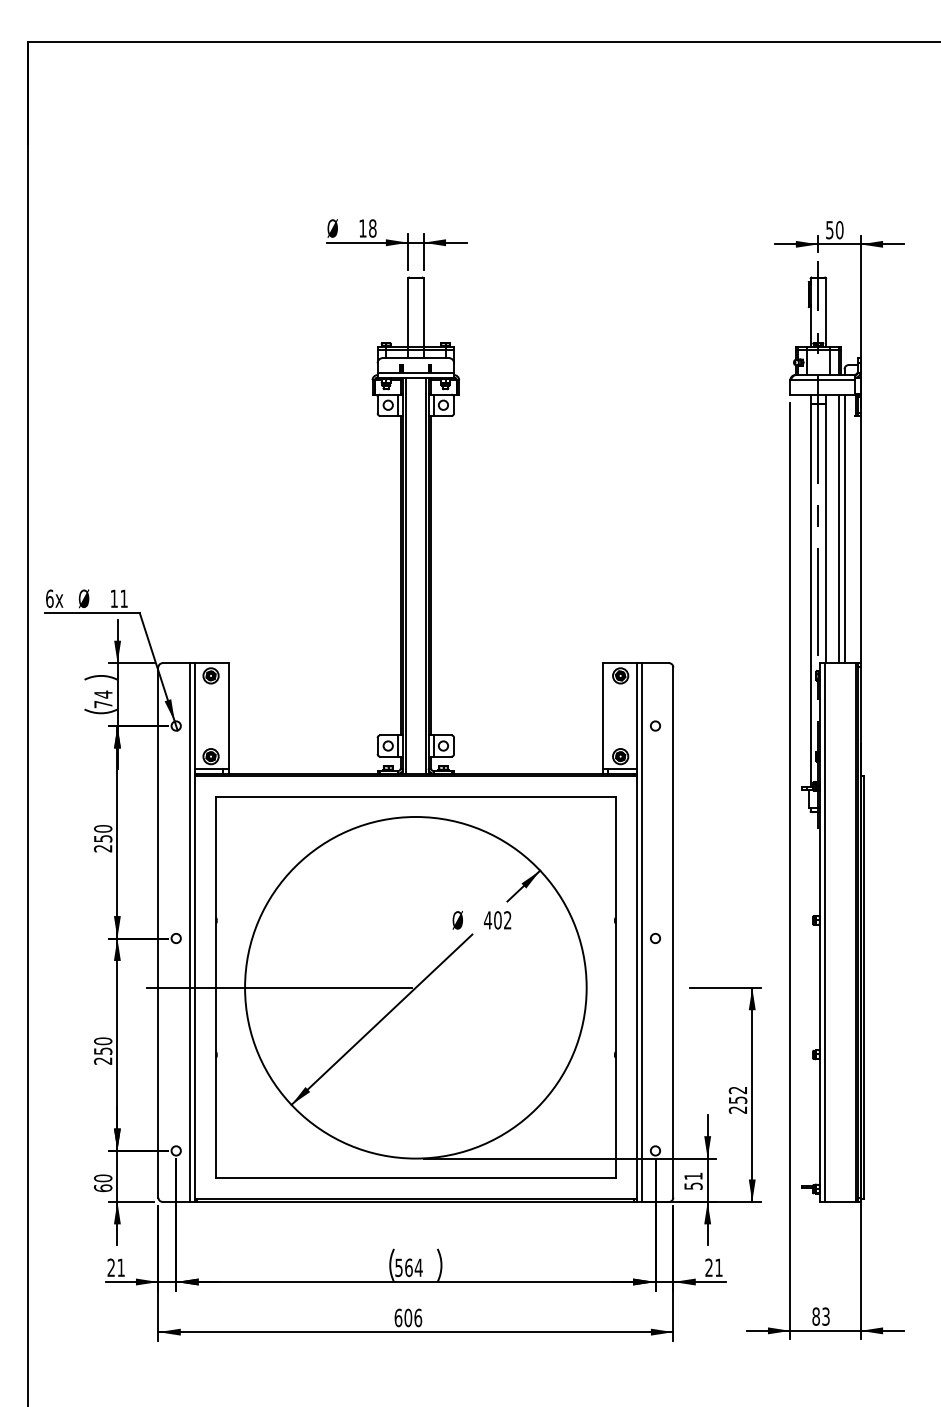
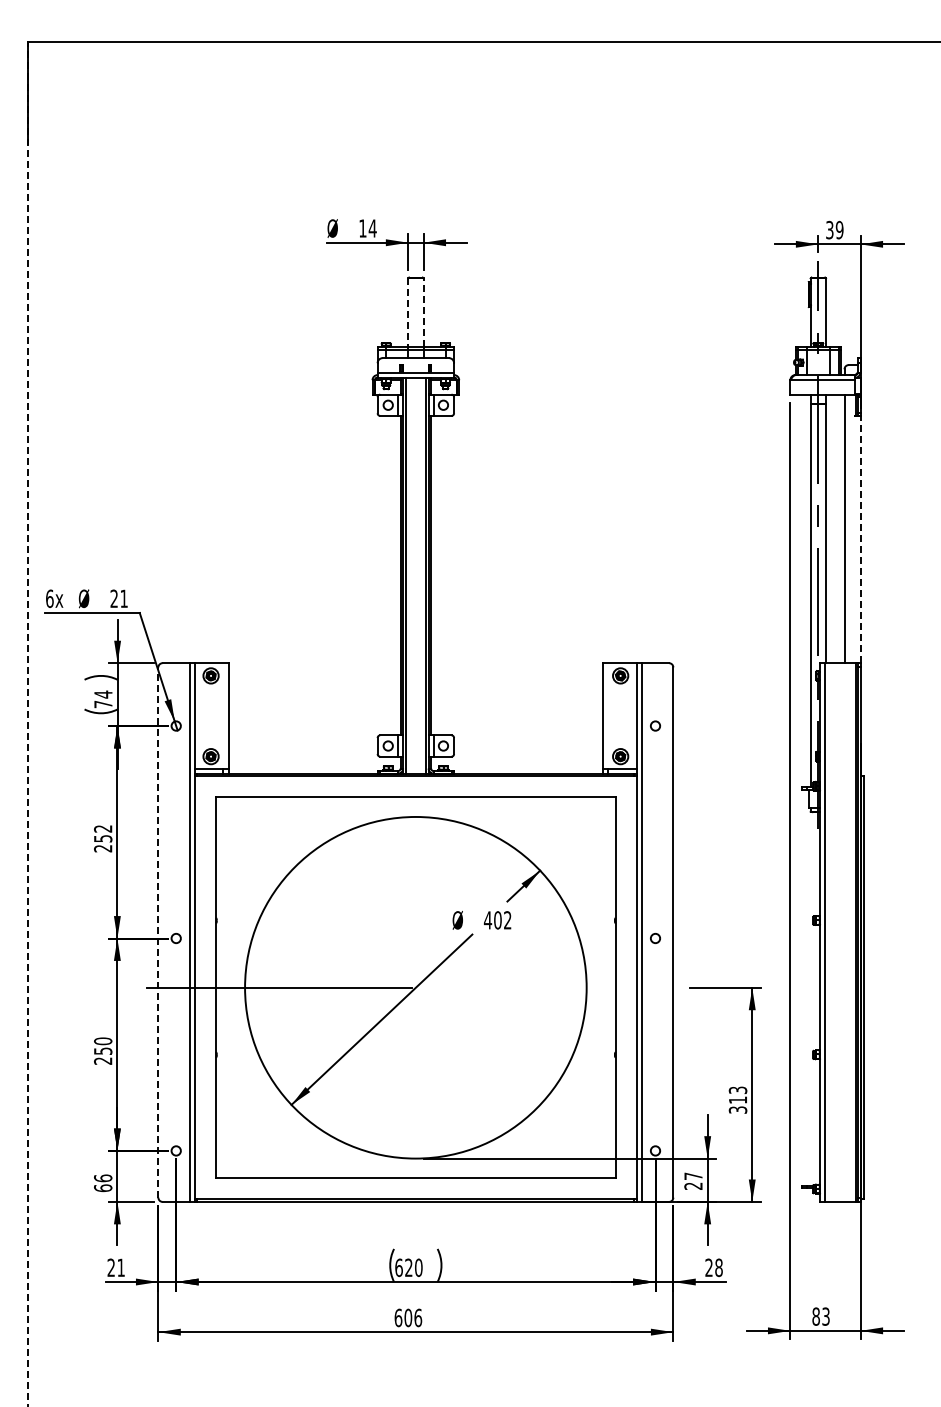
text: 18 -> 14 (372, 228)
text: 50 -> 39 (834, 229)
line: solid -> dashed (423, 312)
line: solid -> dashed (408, 313)
line: present -> none (839, 528)
line: solid -> dashed (860, 539)
text: 11 -> 21 (113, 598)
line: solid -> dashed (28, 724)
text: 250 -> 252 (103, 828)
line: solid -> dashed (158, 932)
text: 252 -> 313 (738, 1099)
text: 60 -> 66 (103, 1178)
text: 51 -> 27 (693, 1180)
text: 564 -> 620 (408, 1267)
text: 21 -> 28 (718, 1267)
